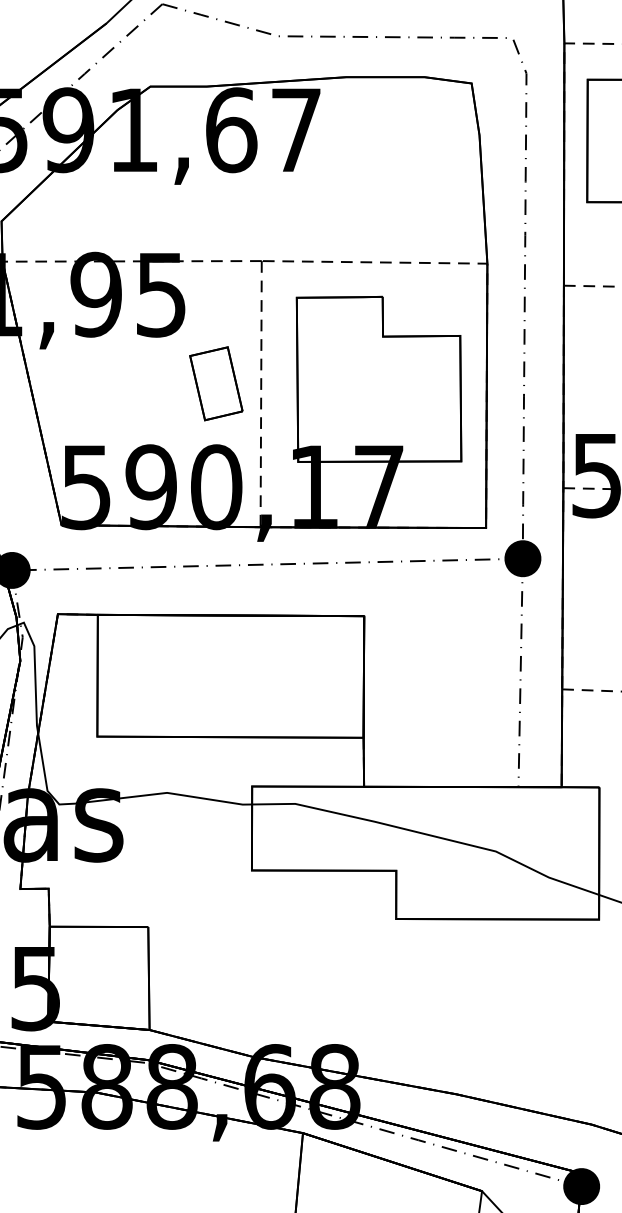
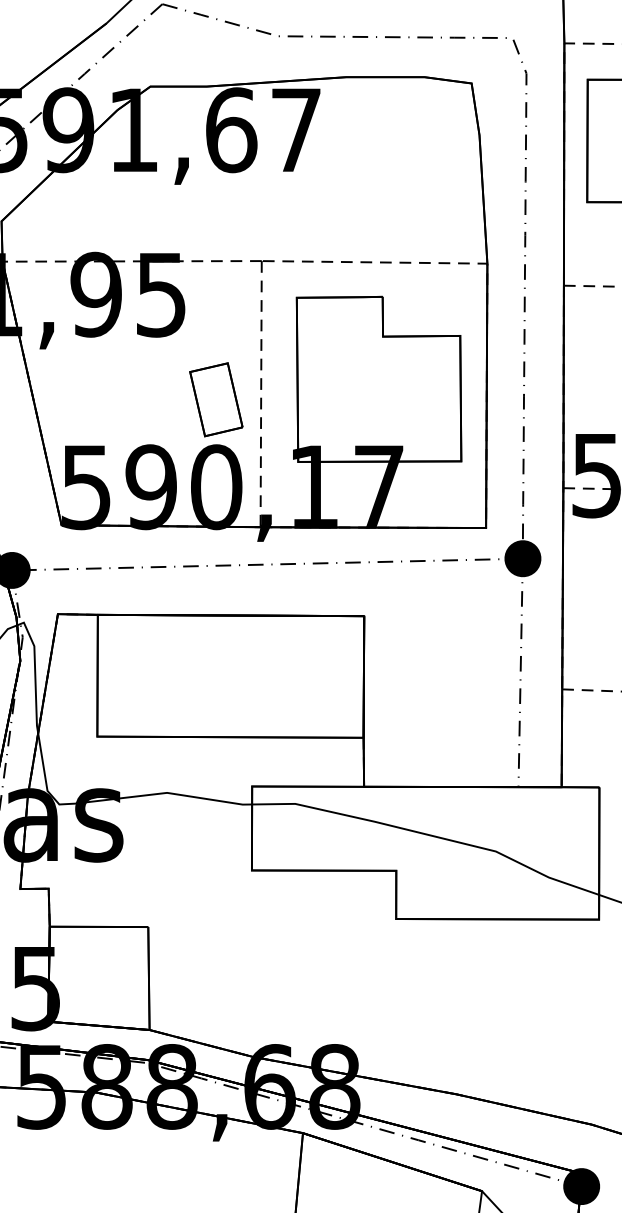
part position: (216, 383) -> (216, 399) (216, 399)
